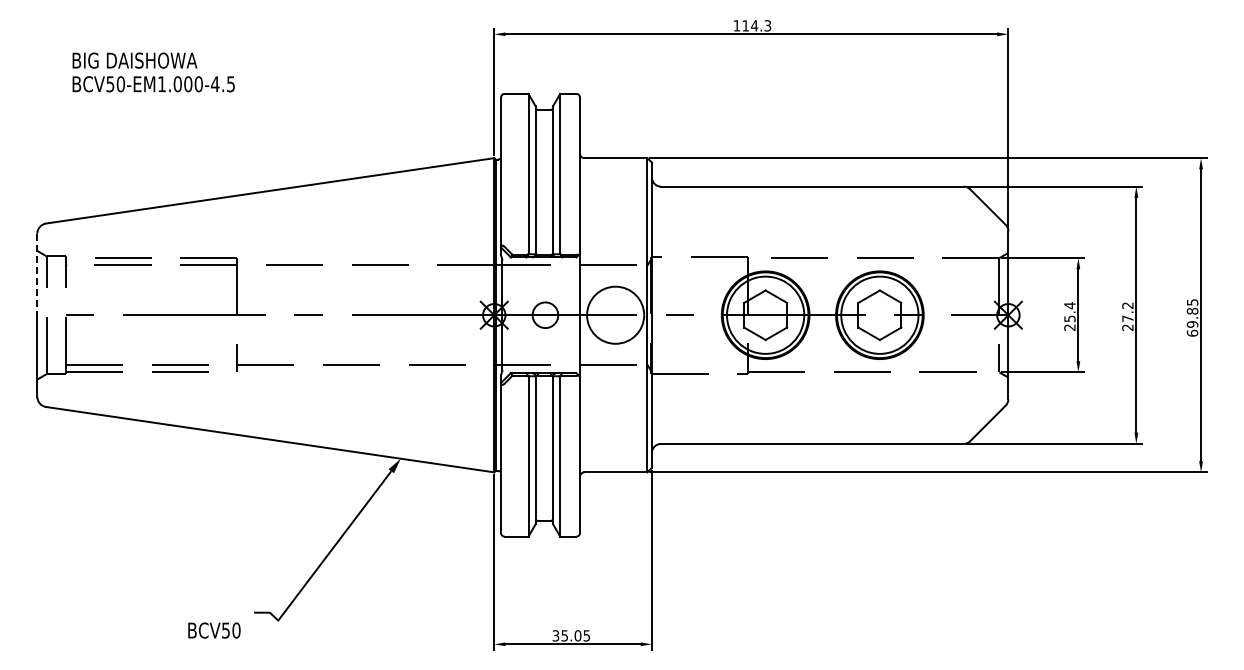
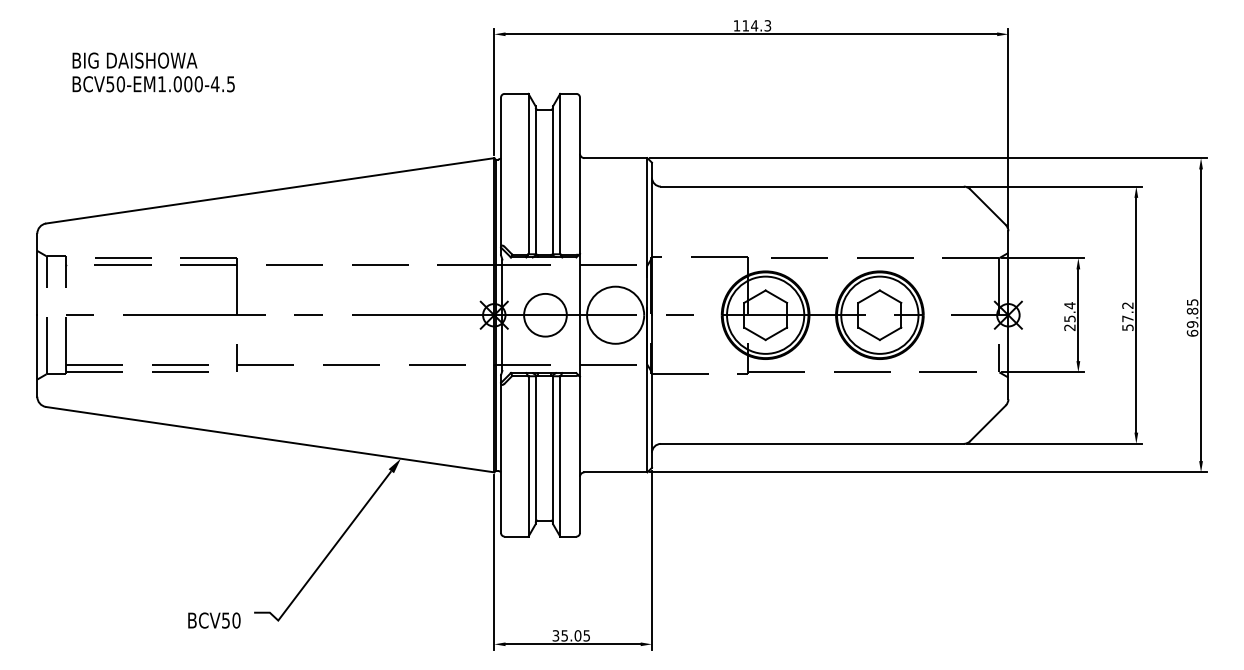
line: dashed -> solid (37, 274)
circle diameter: 26 px -> 43 px (545, 314)
text: 27.2 -> 57.2 (1127, 327)
text position: (214, 630) -> (214, 620) (214, 620)
